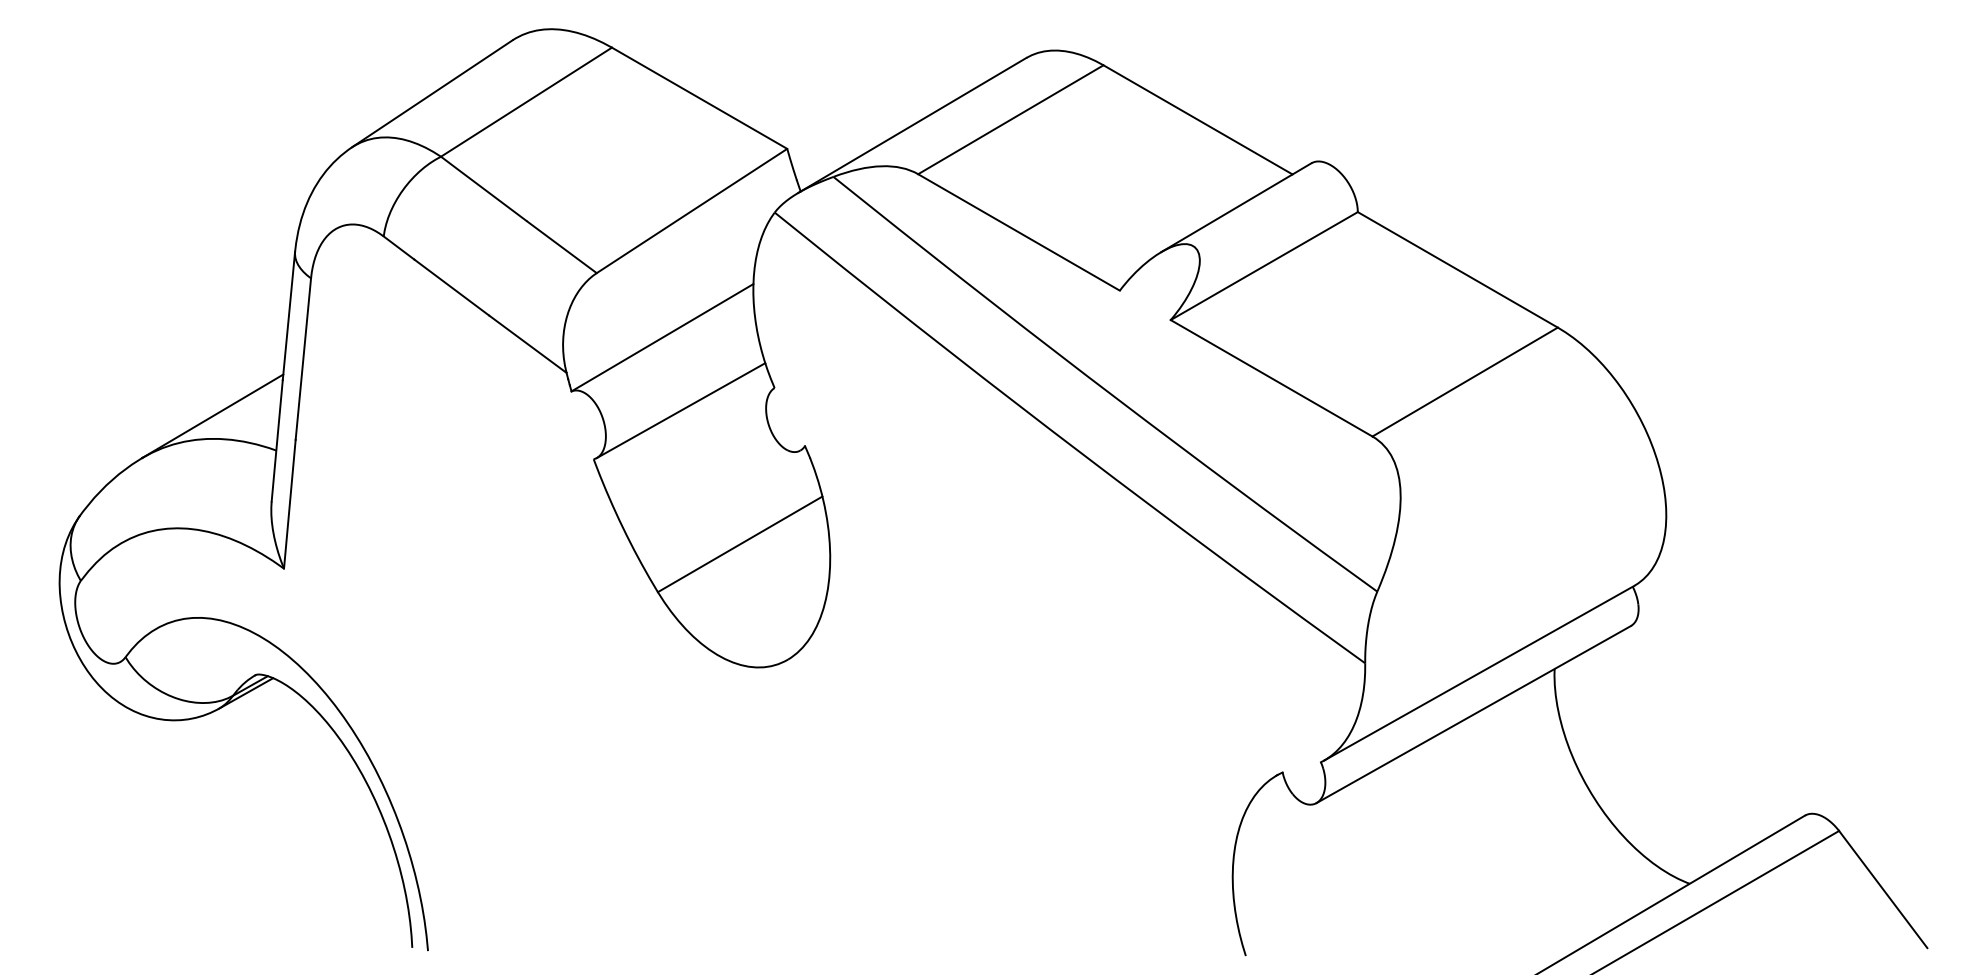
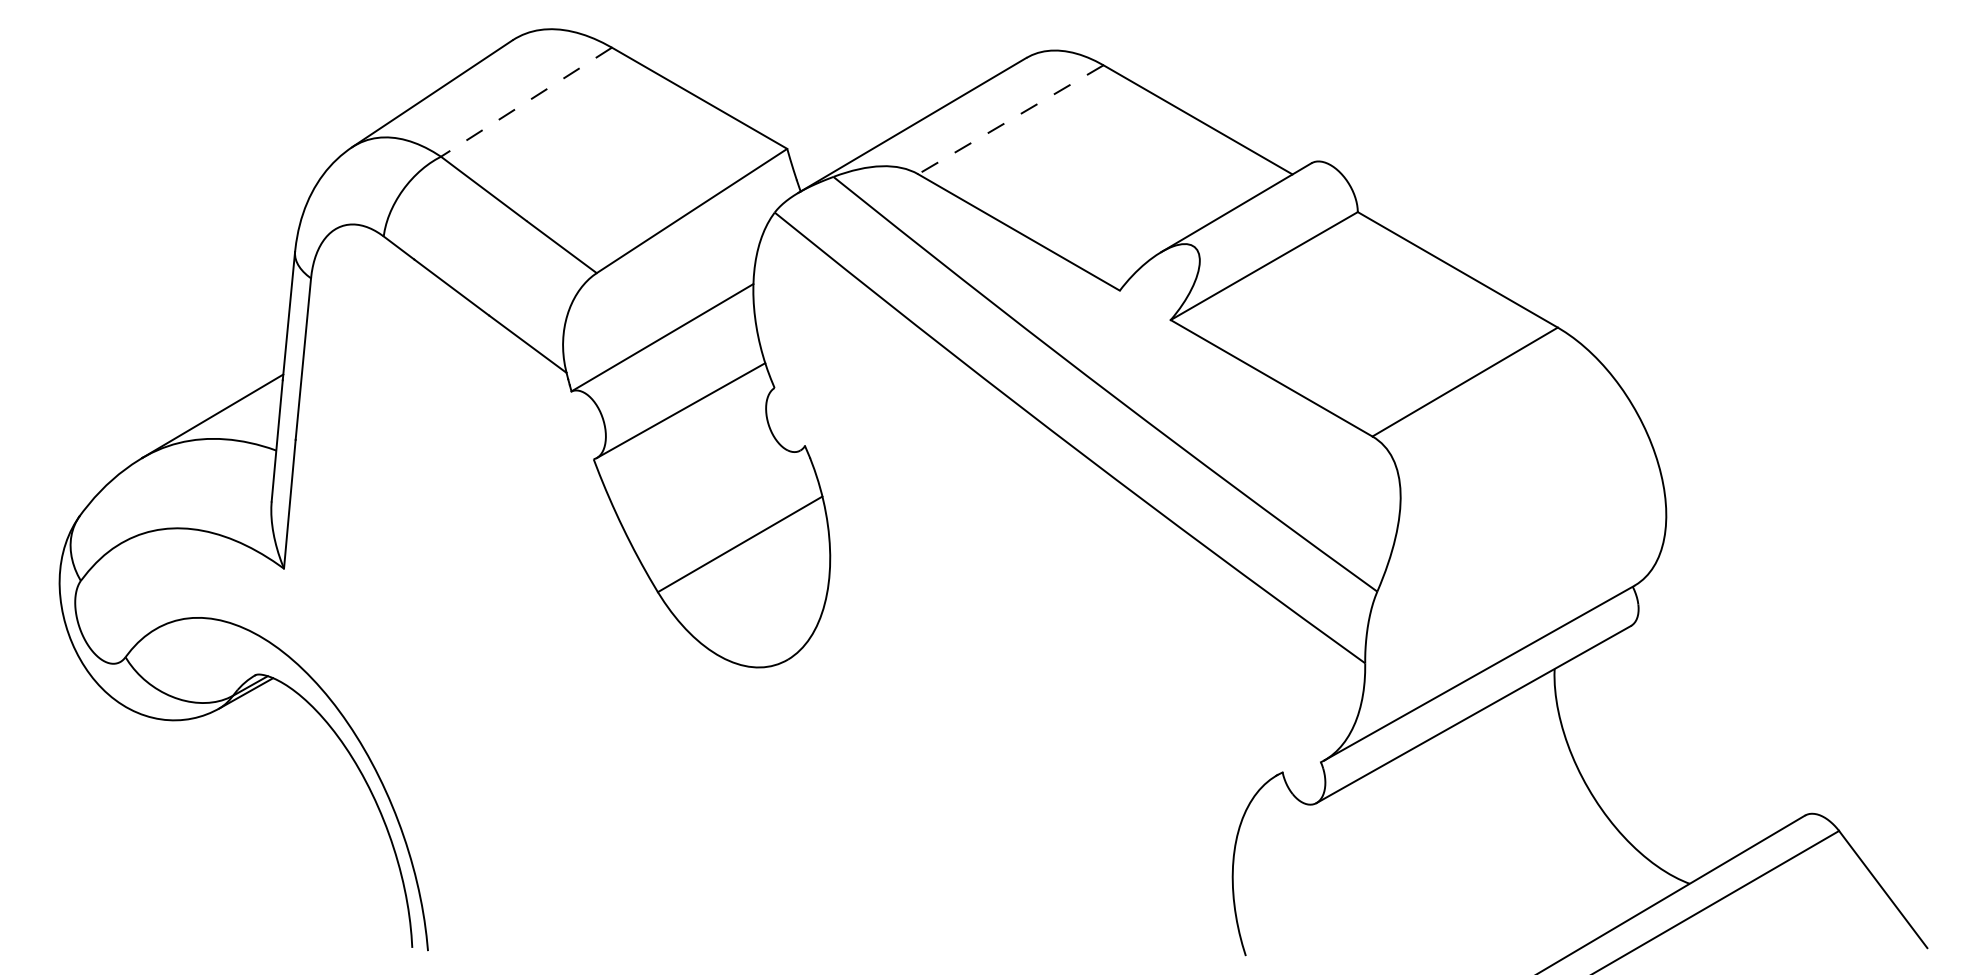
line: solid -> dashed (526, 102)
line: solid -> dashed (1010, 119)
